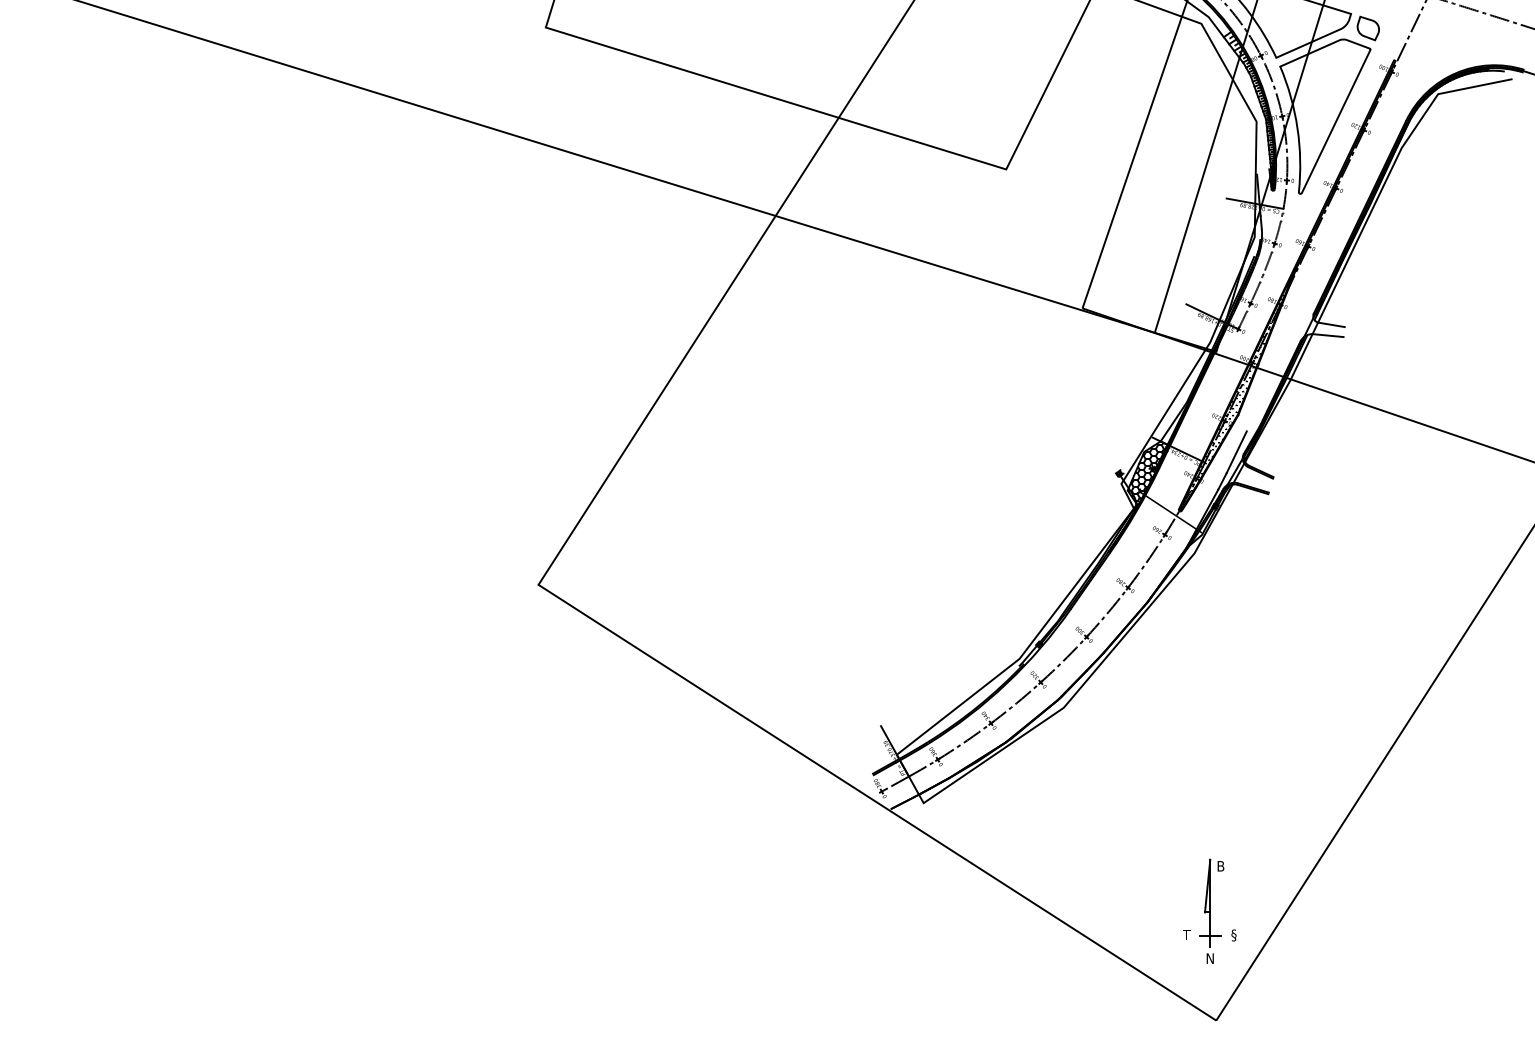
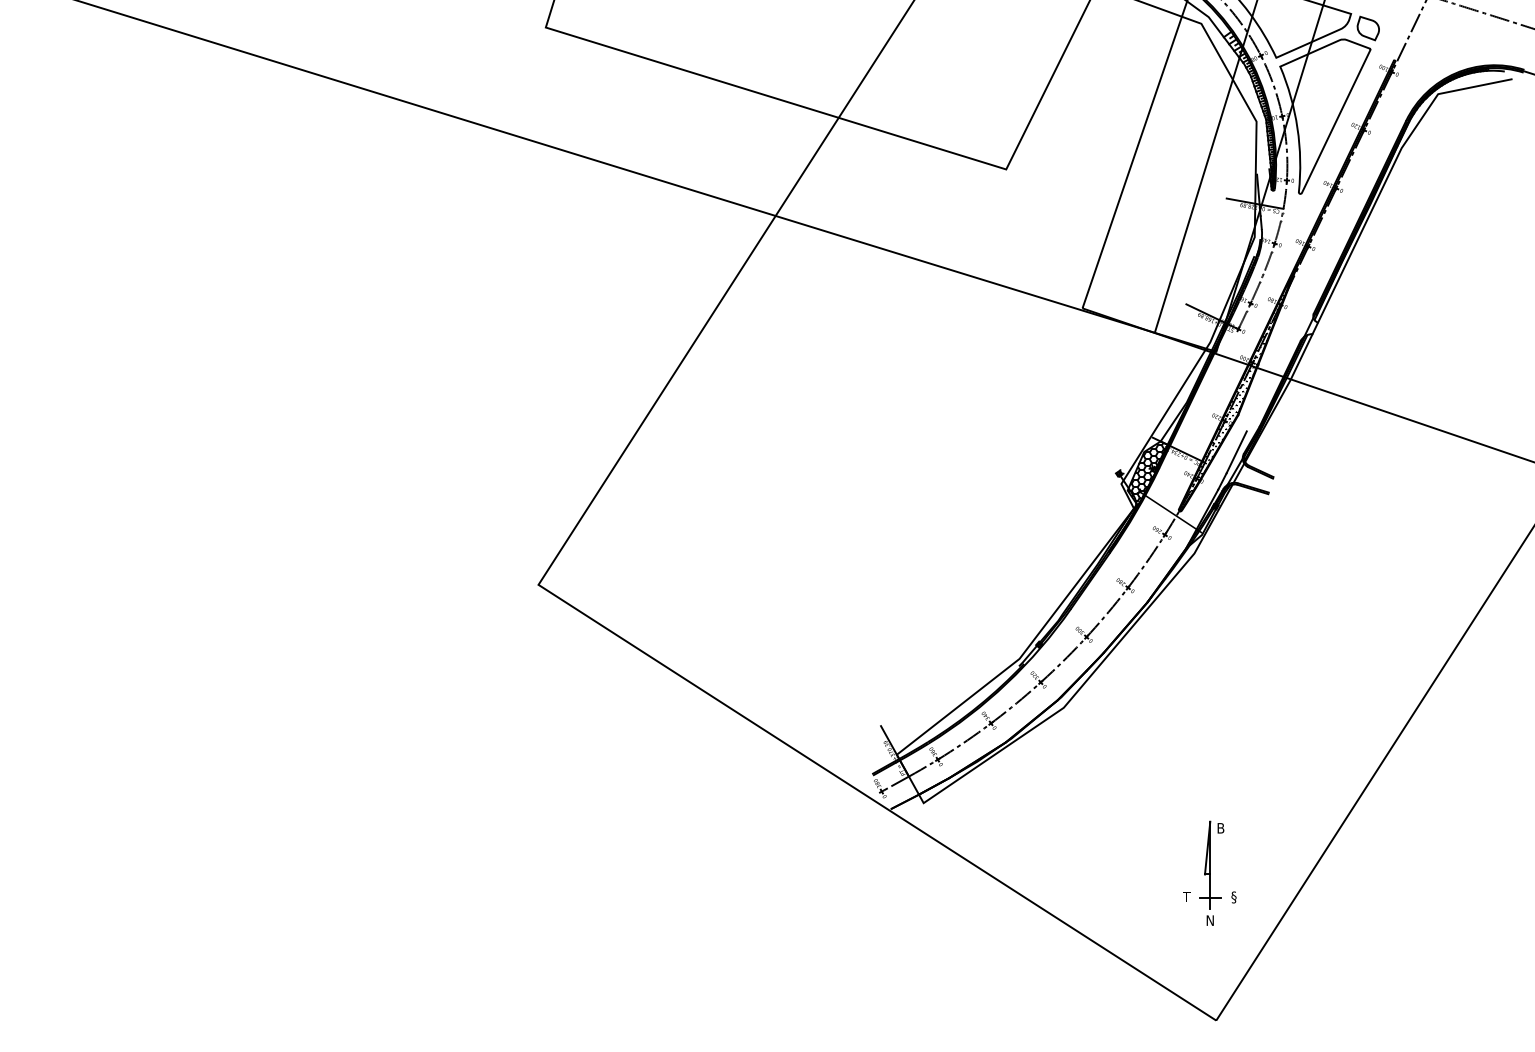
line: present -> none (1331, 324)
line: present -> none (1328, 335)
part position: (1209, 910) -> (1209, 872) (1209, 872)
